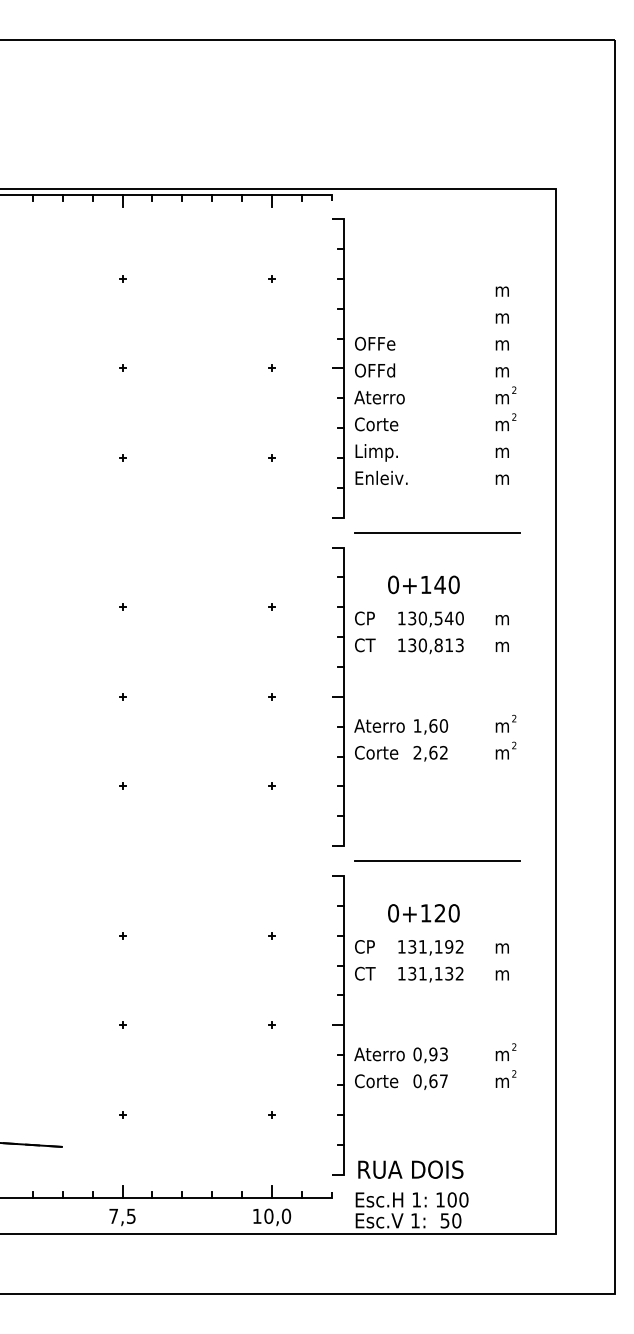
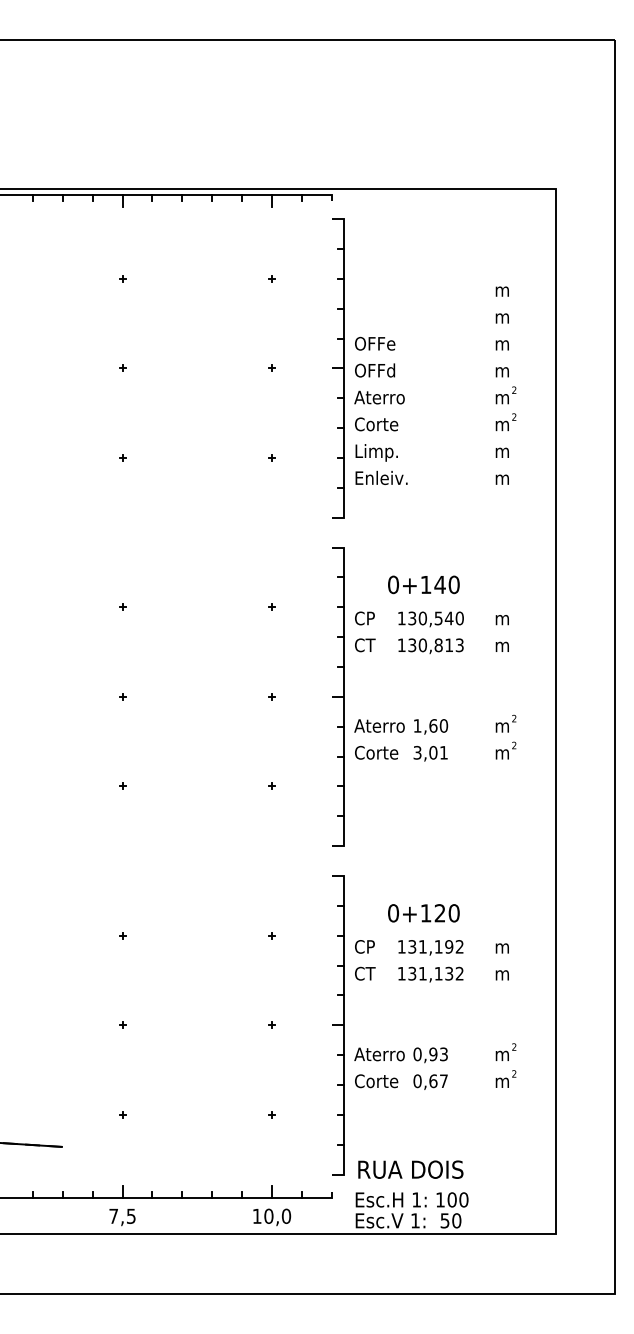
line: present -> none (437, 532)
text: 2,62 -> 3,01 (430, 752)
line: present -> none (437, 861)
